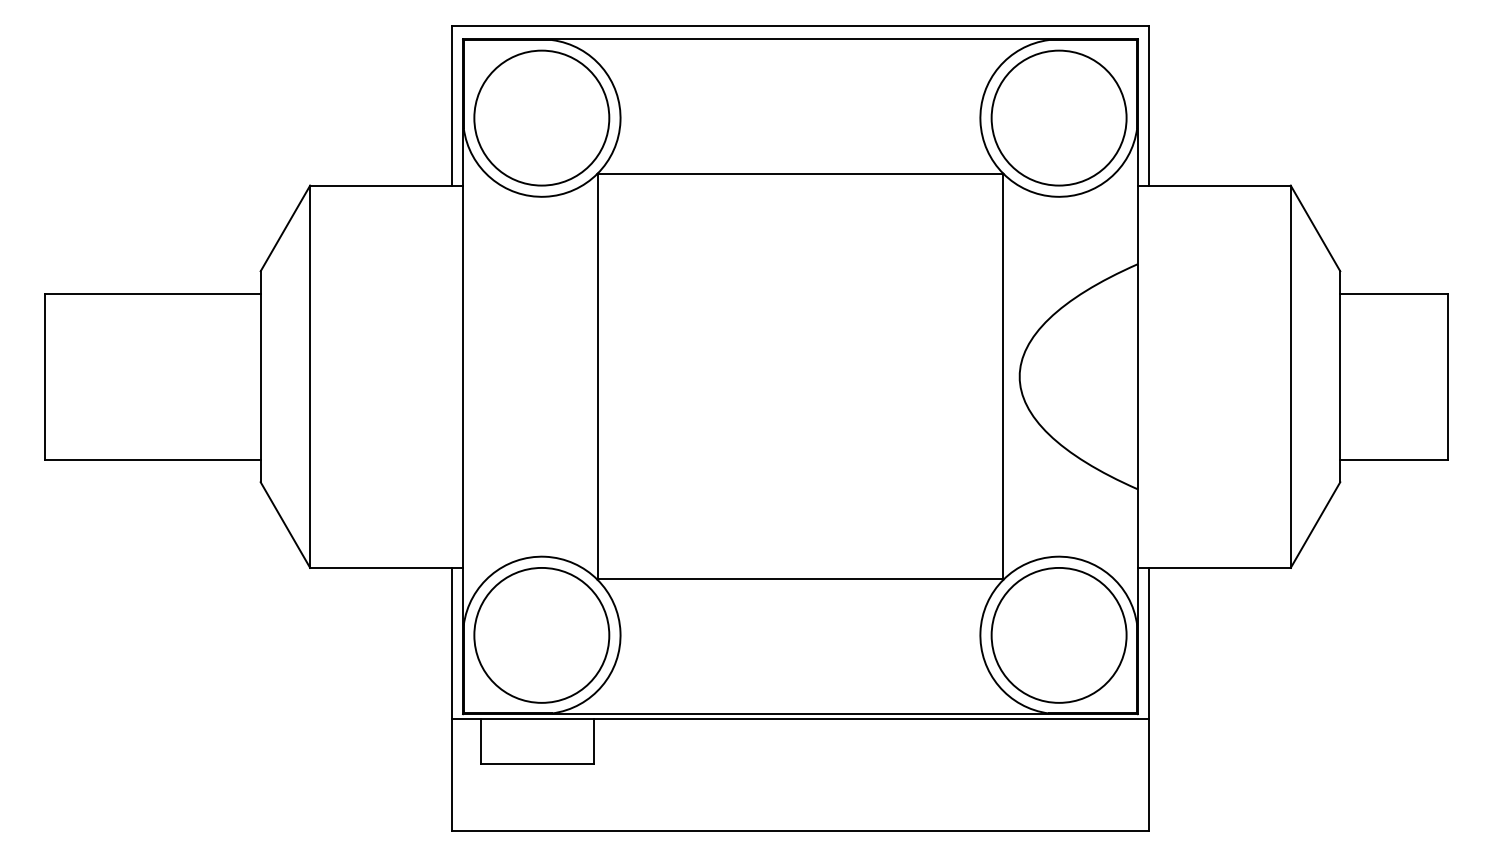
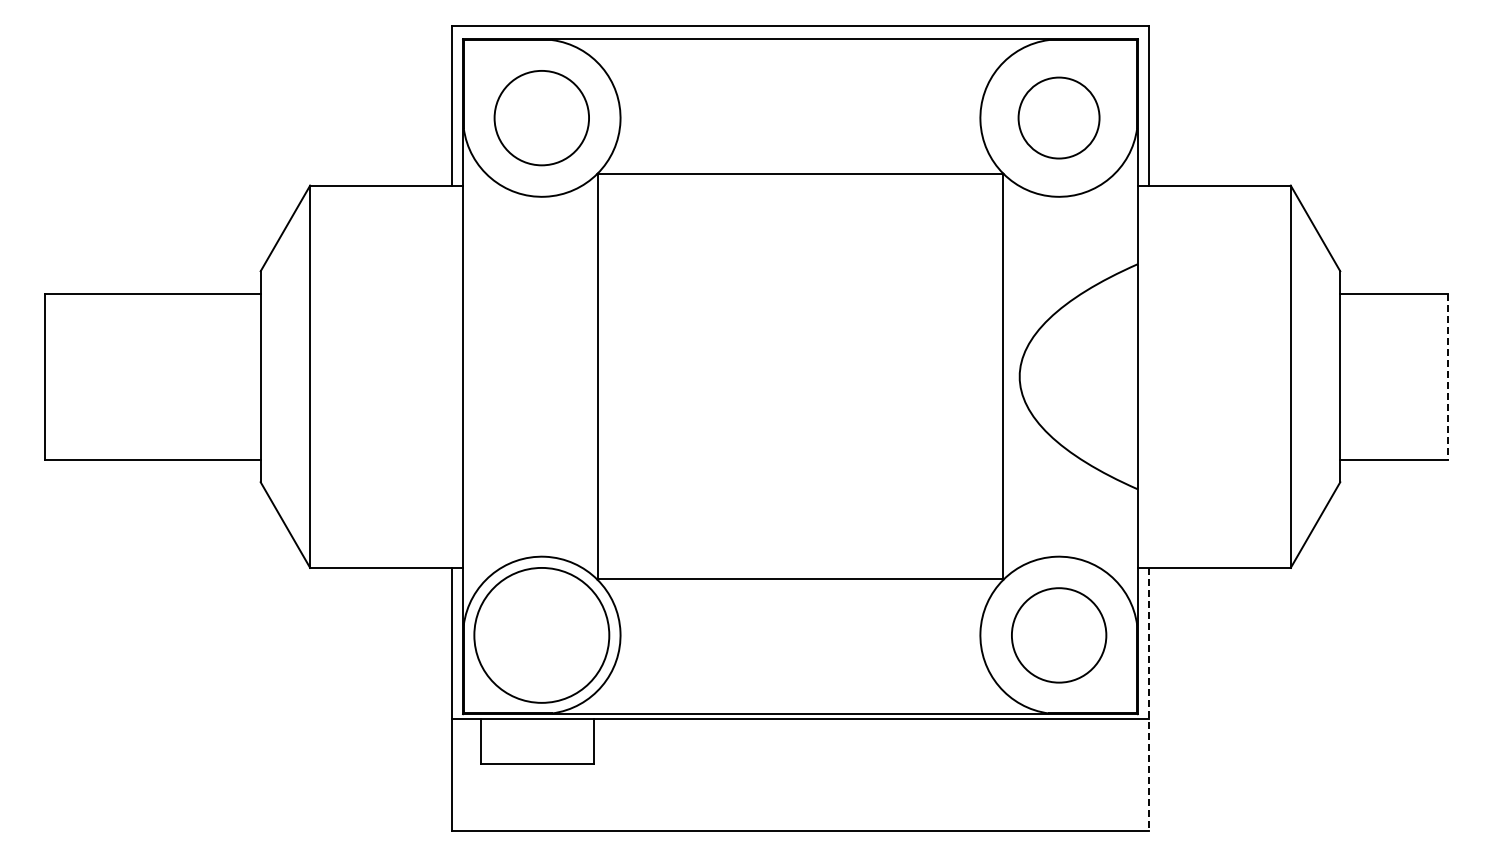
circle diameter: 135 px -> 94 px (541, 117)
circle size: 138x138 px -> 84x84 px (1058, 117)
line: solid -> dashed (1448, 377)
circle diameter: 135 px -> 94 px (1058, 635)
line: solid -> dashed (1149, 699)
